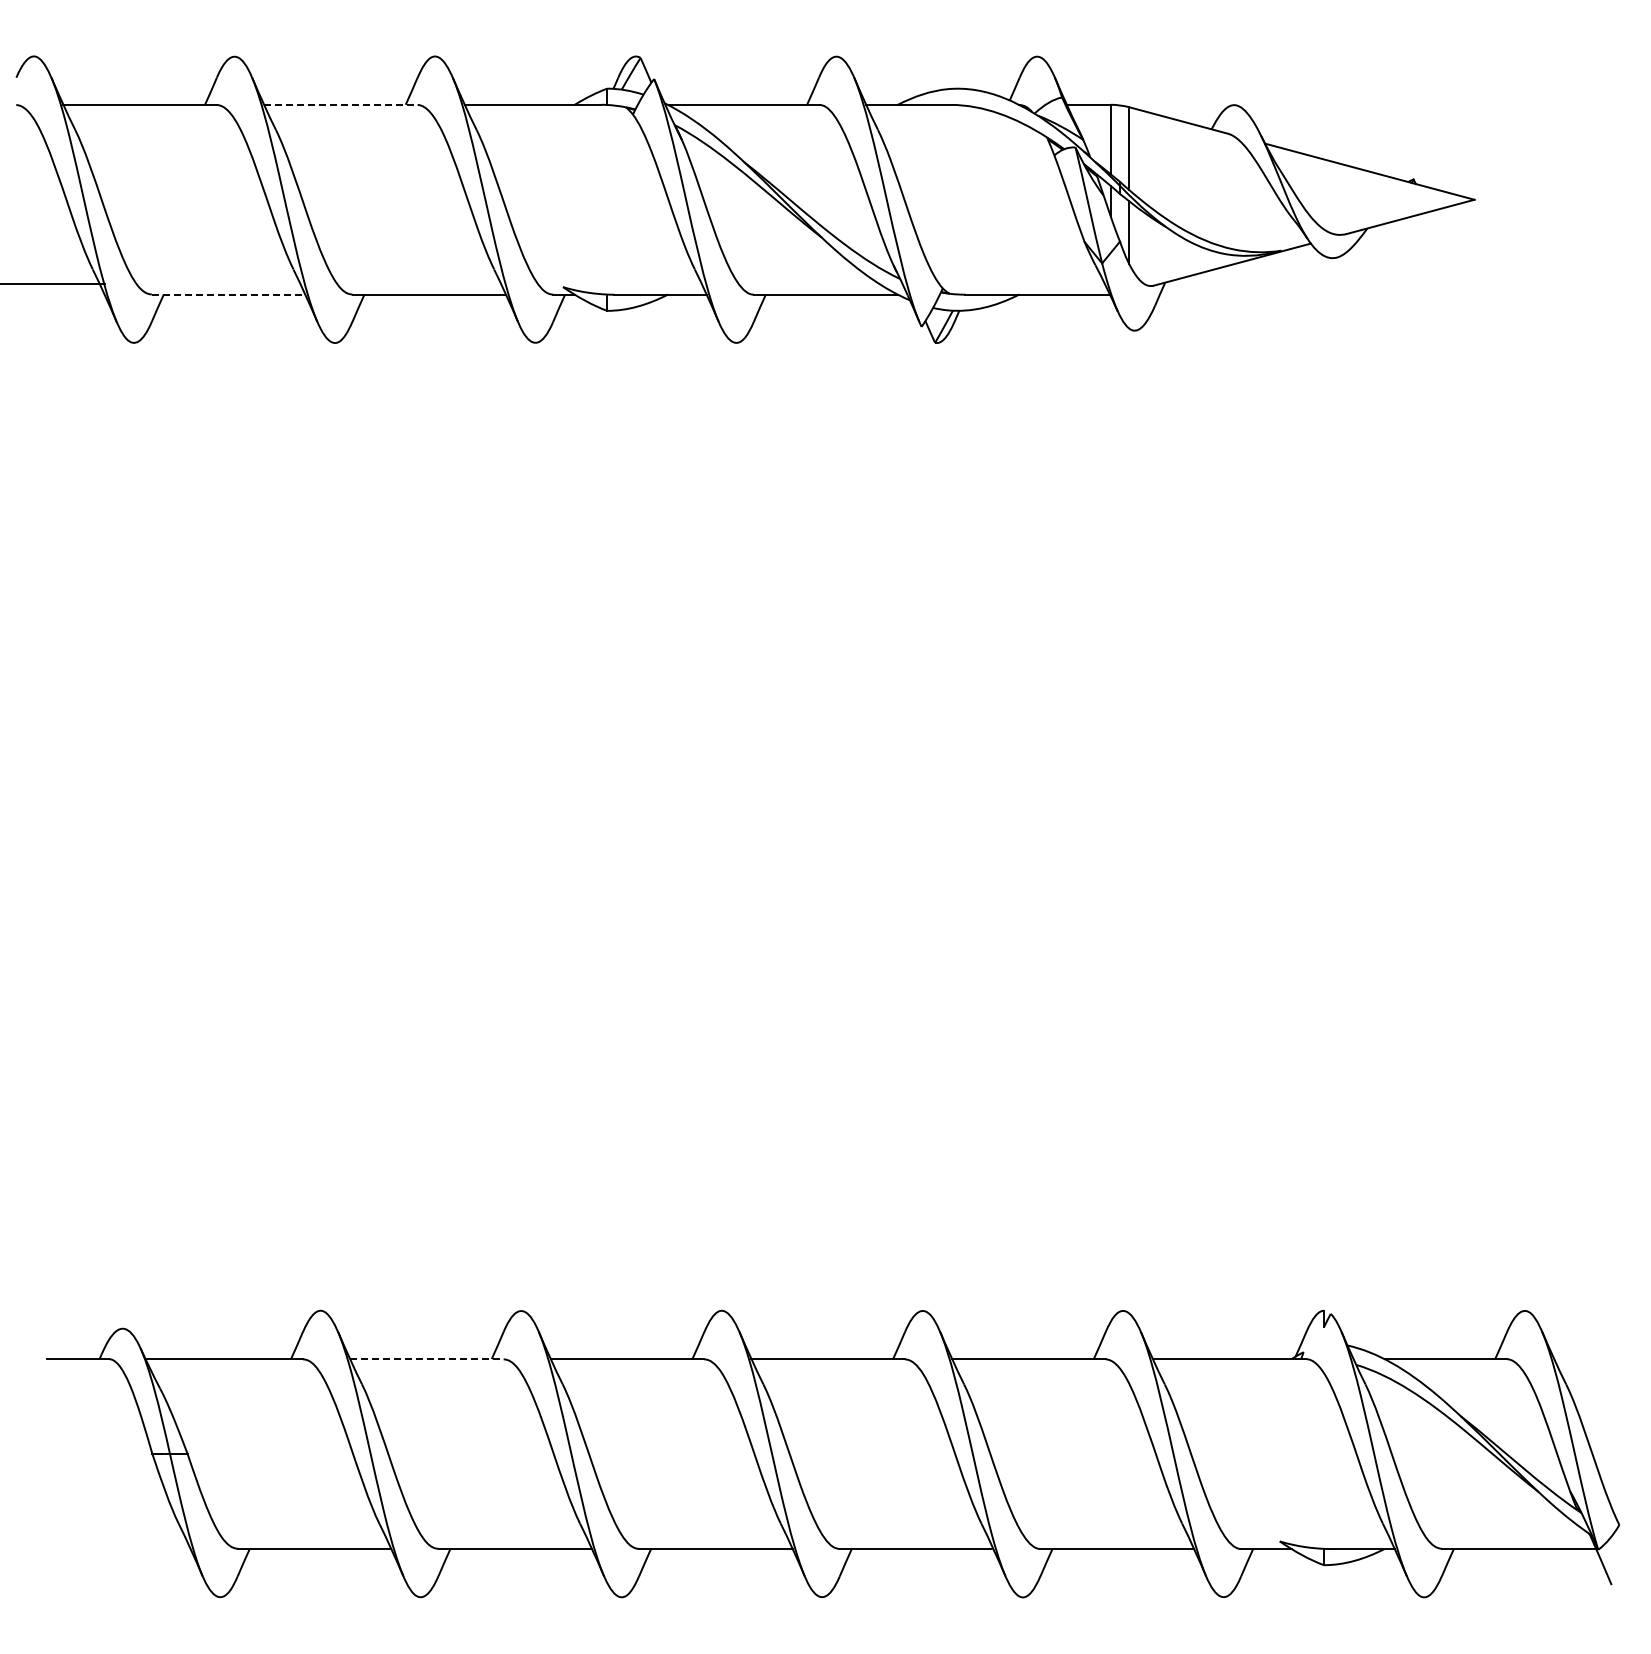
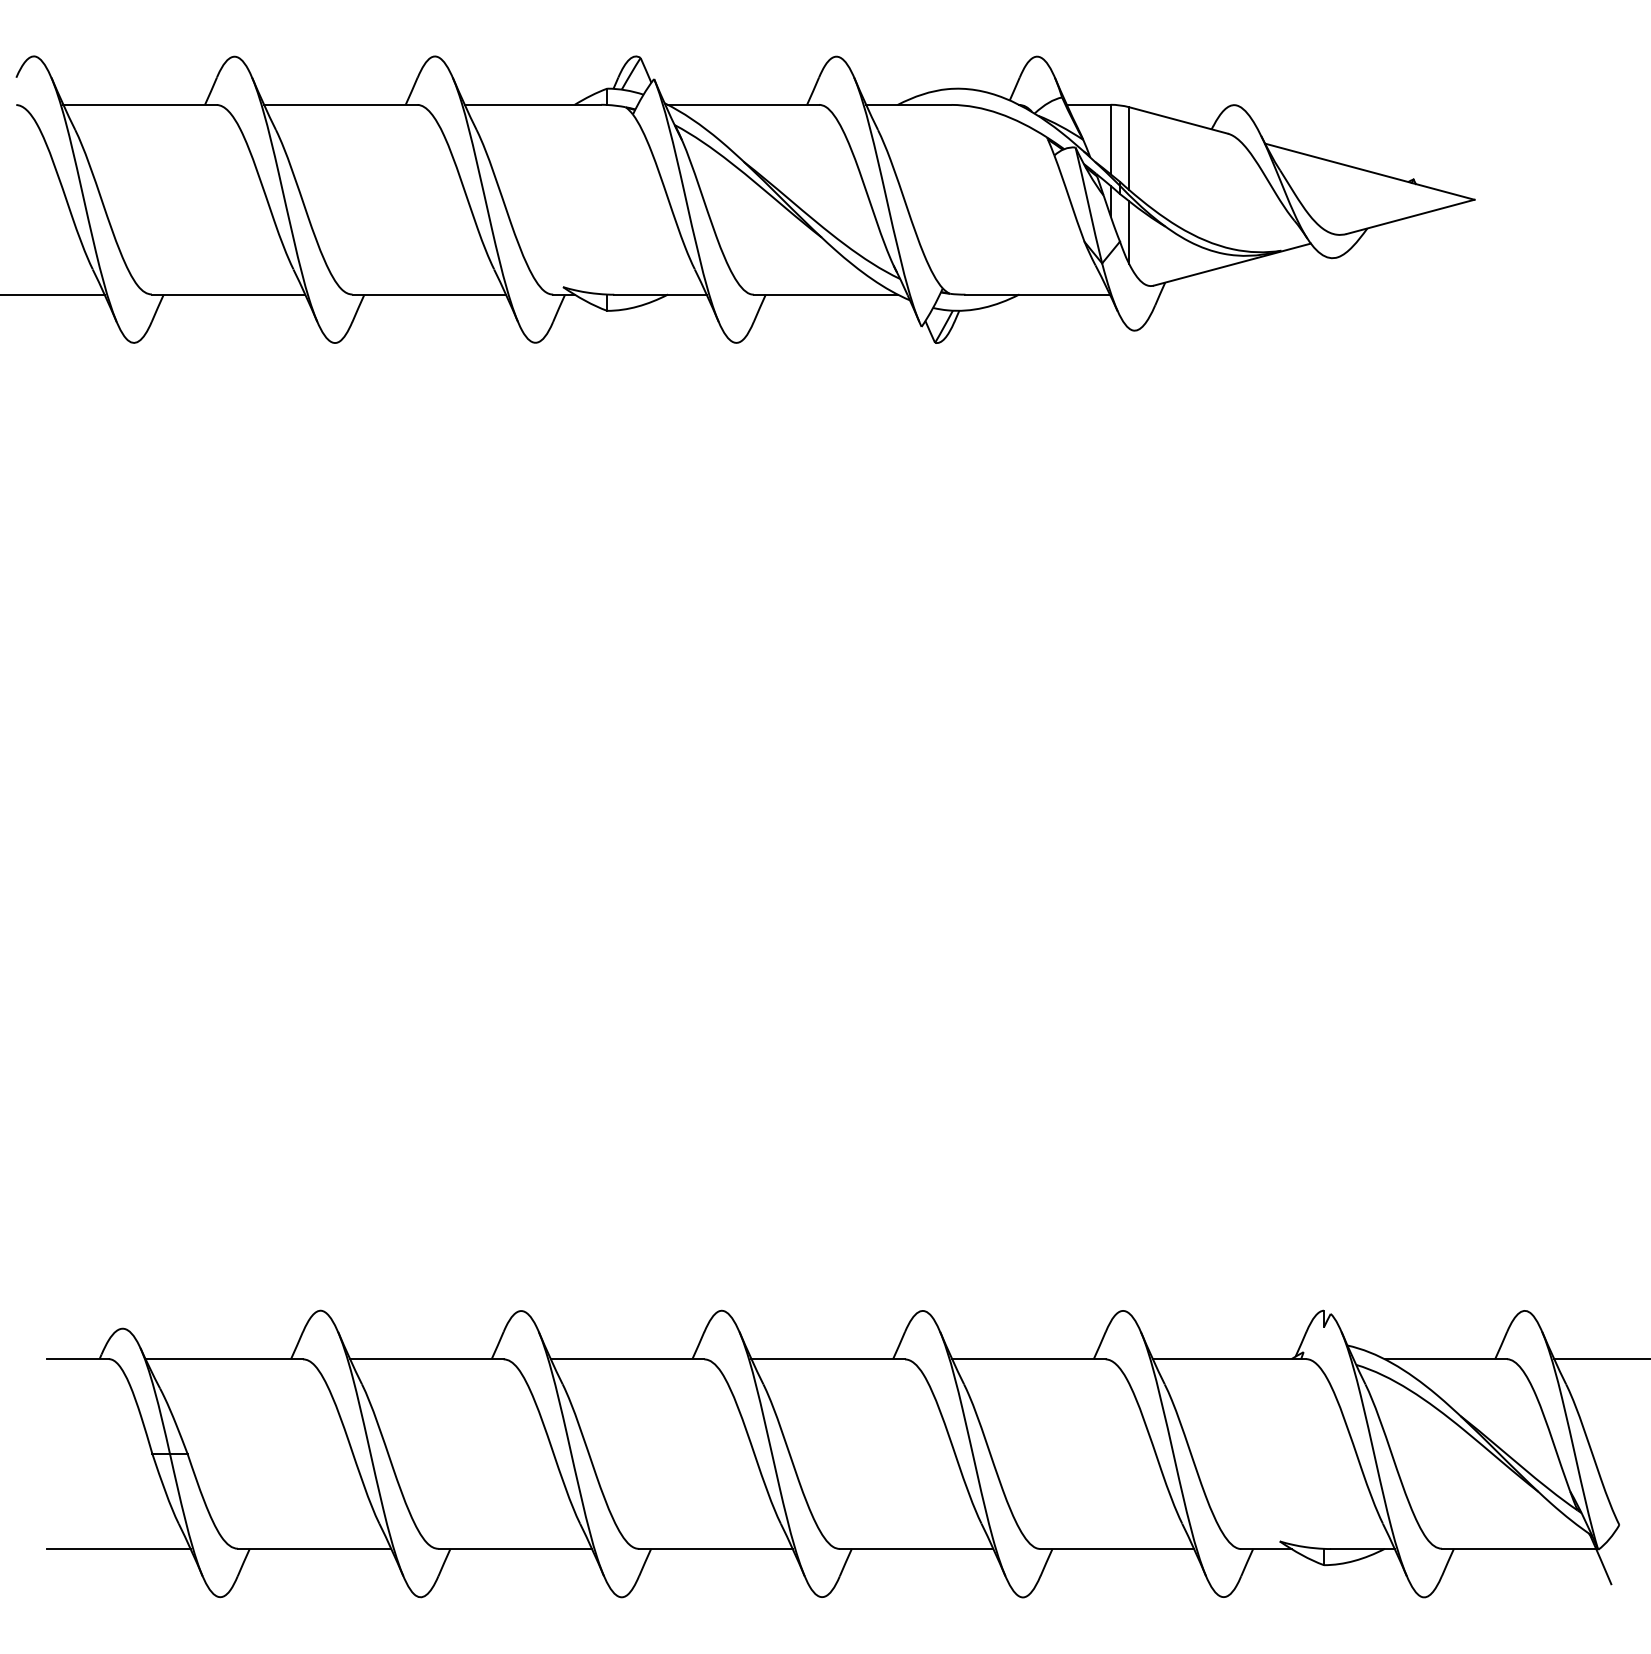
line: dashed -> solid (340, 104)
line position: (53, 283) -> (53, 294) (53, 294)
line: dashed -> solid (228, 294)
line: dashed -> solid (426, 1359)
line: none -> present (1600, 1359)
line: none -> present (118, 1549)
